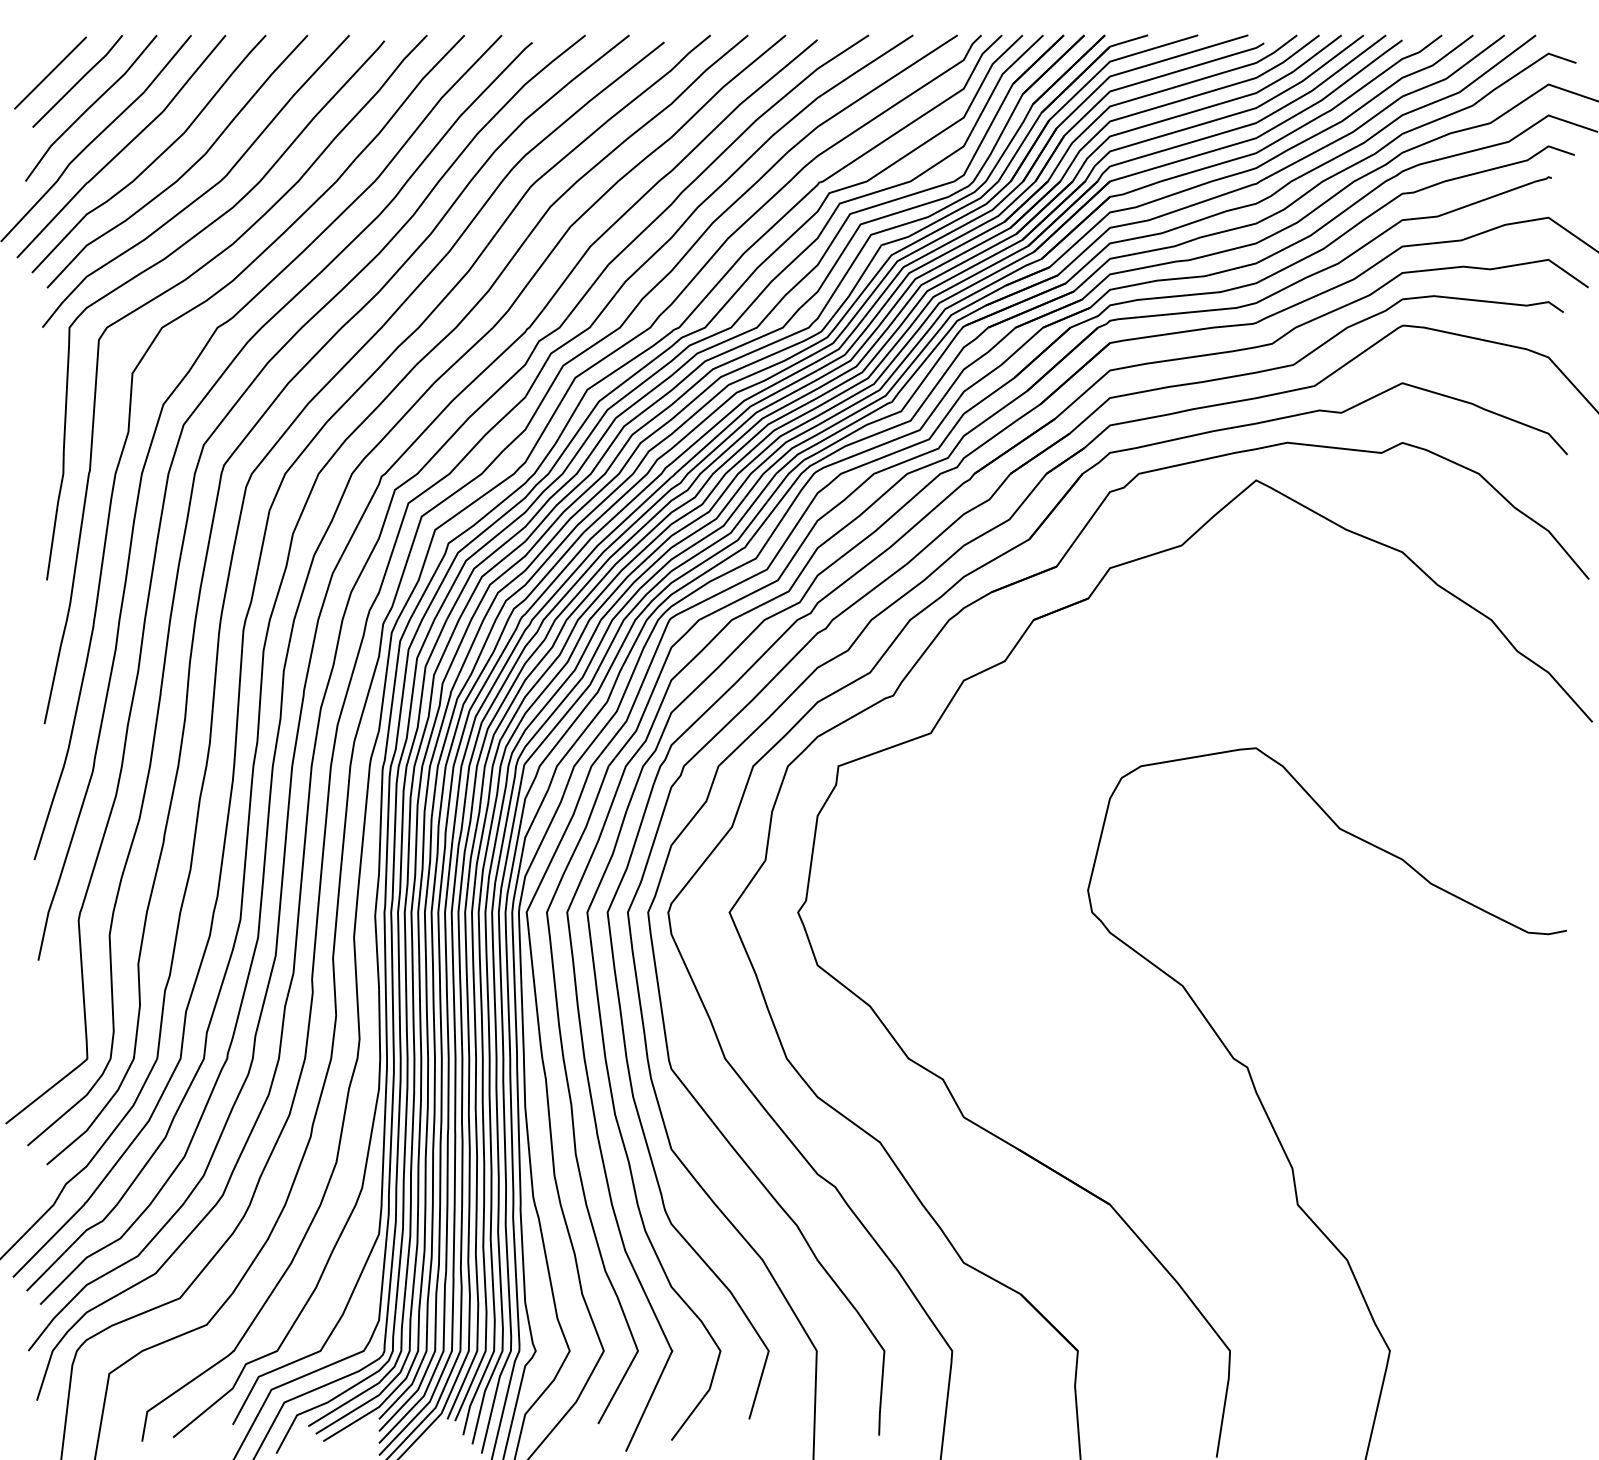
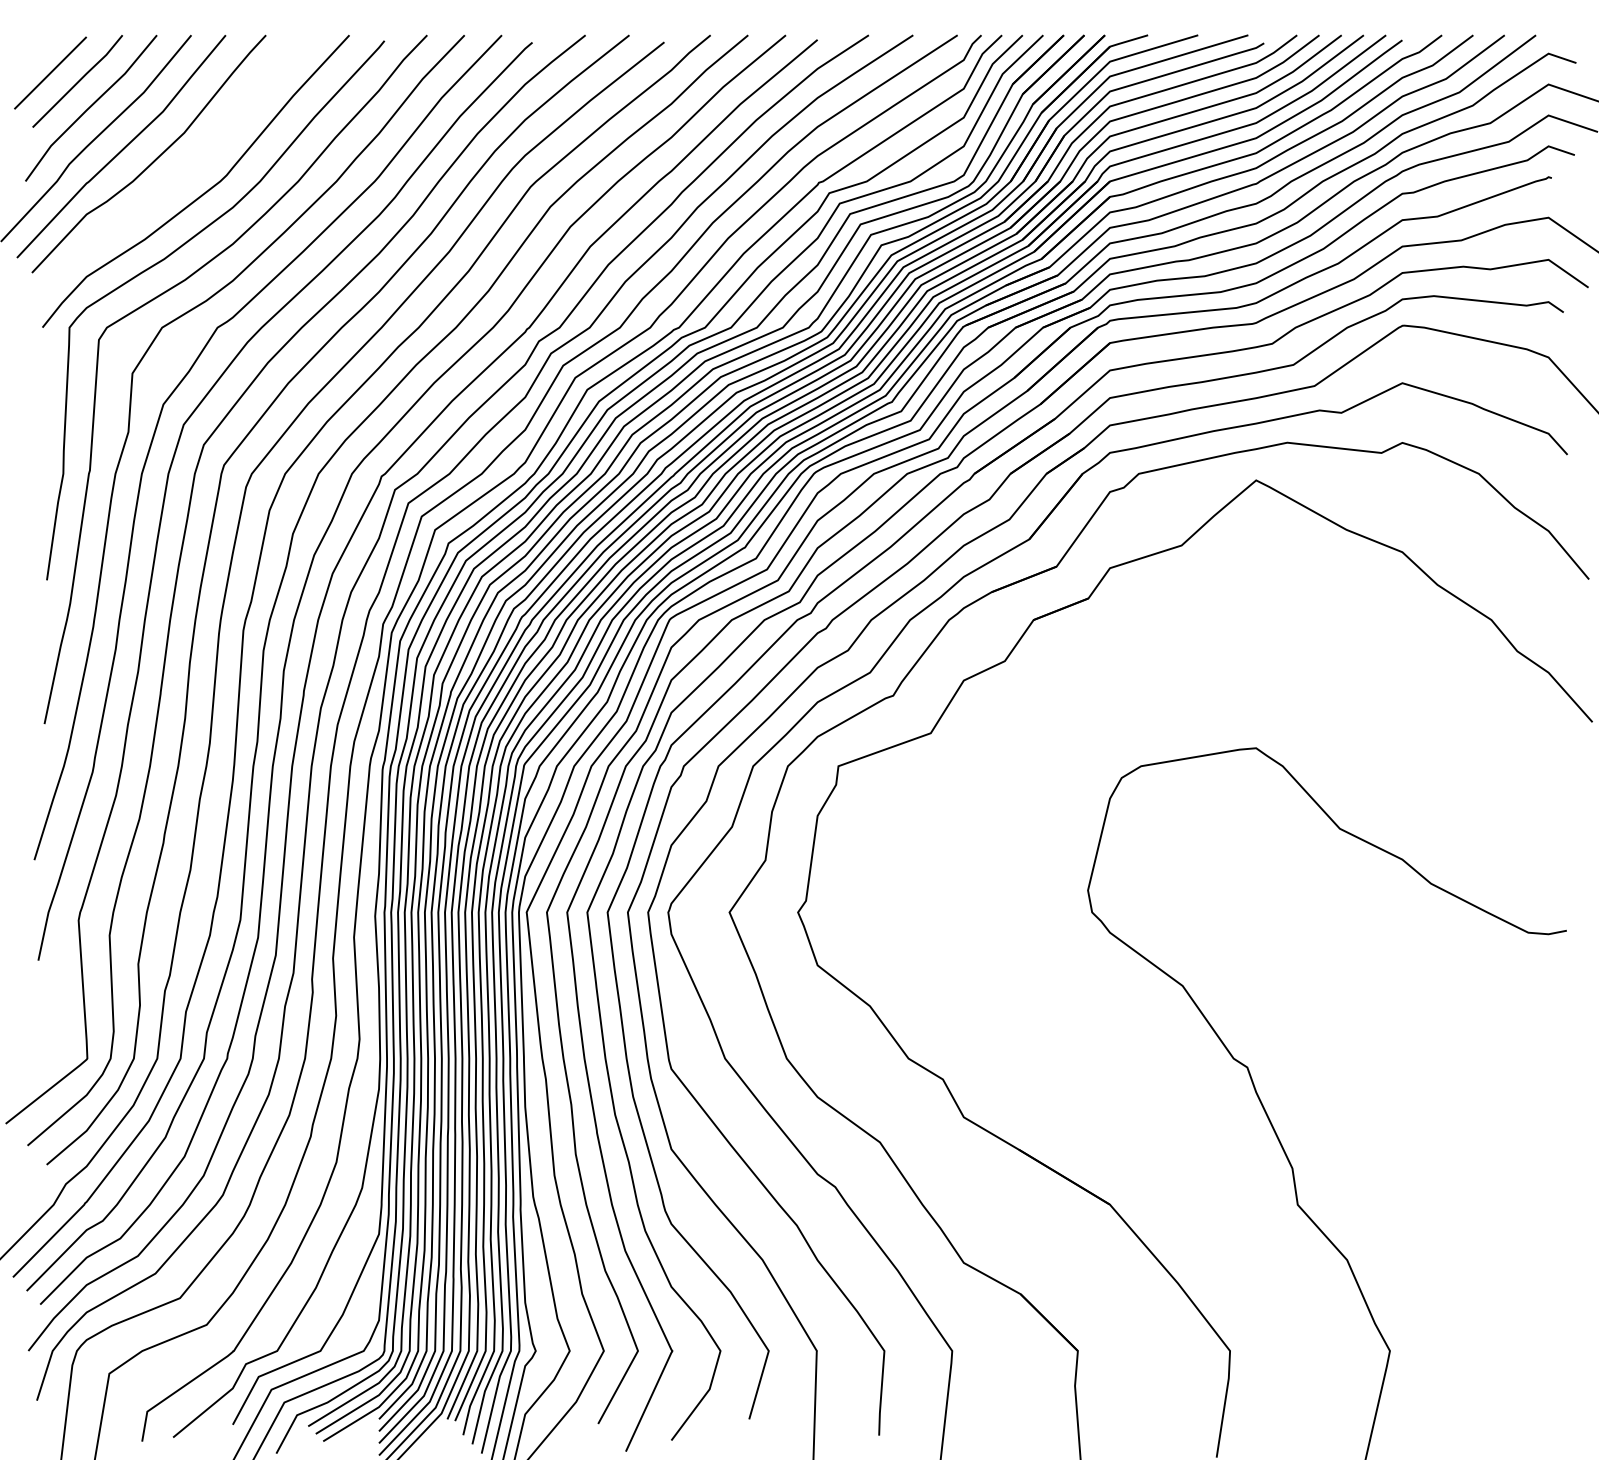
curve: present -> none (186, 170)
